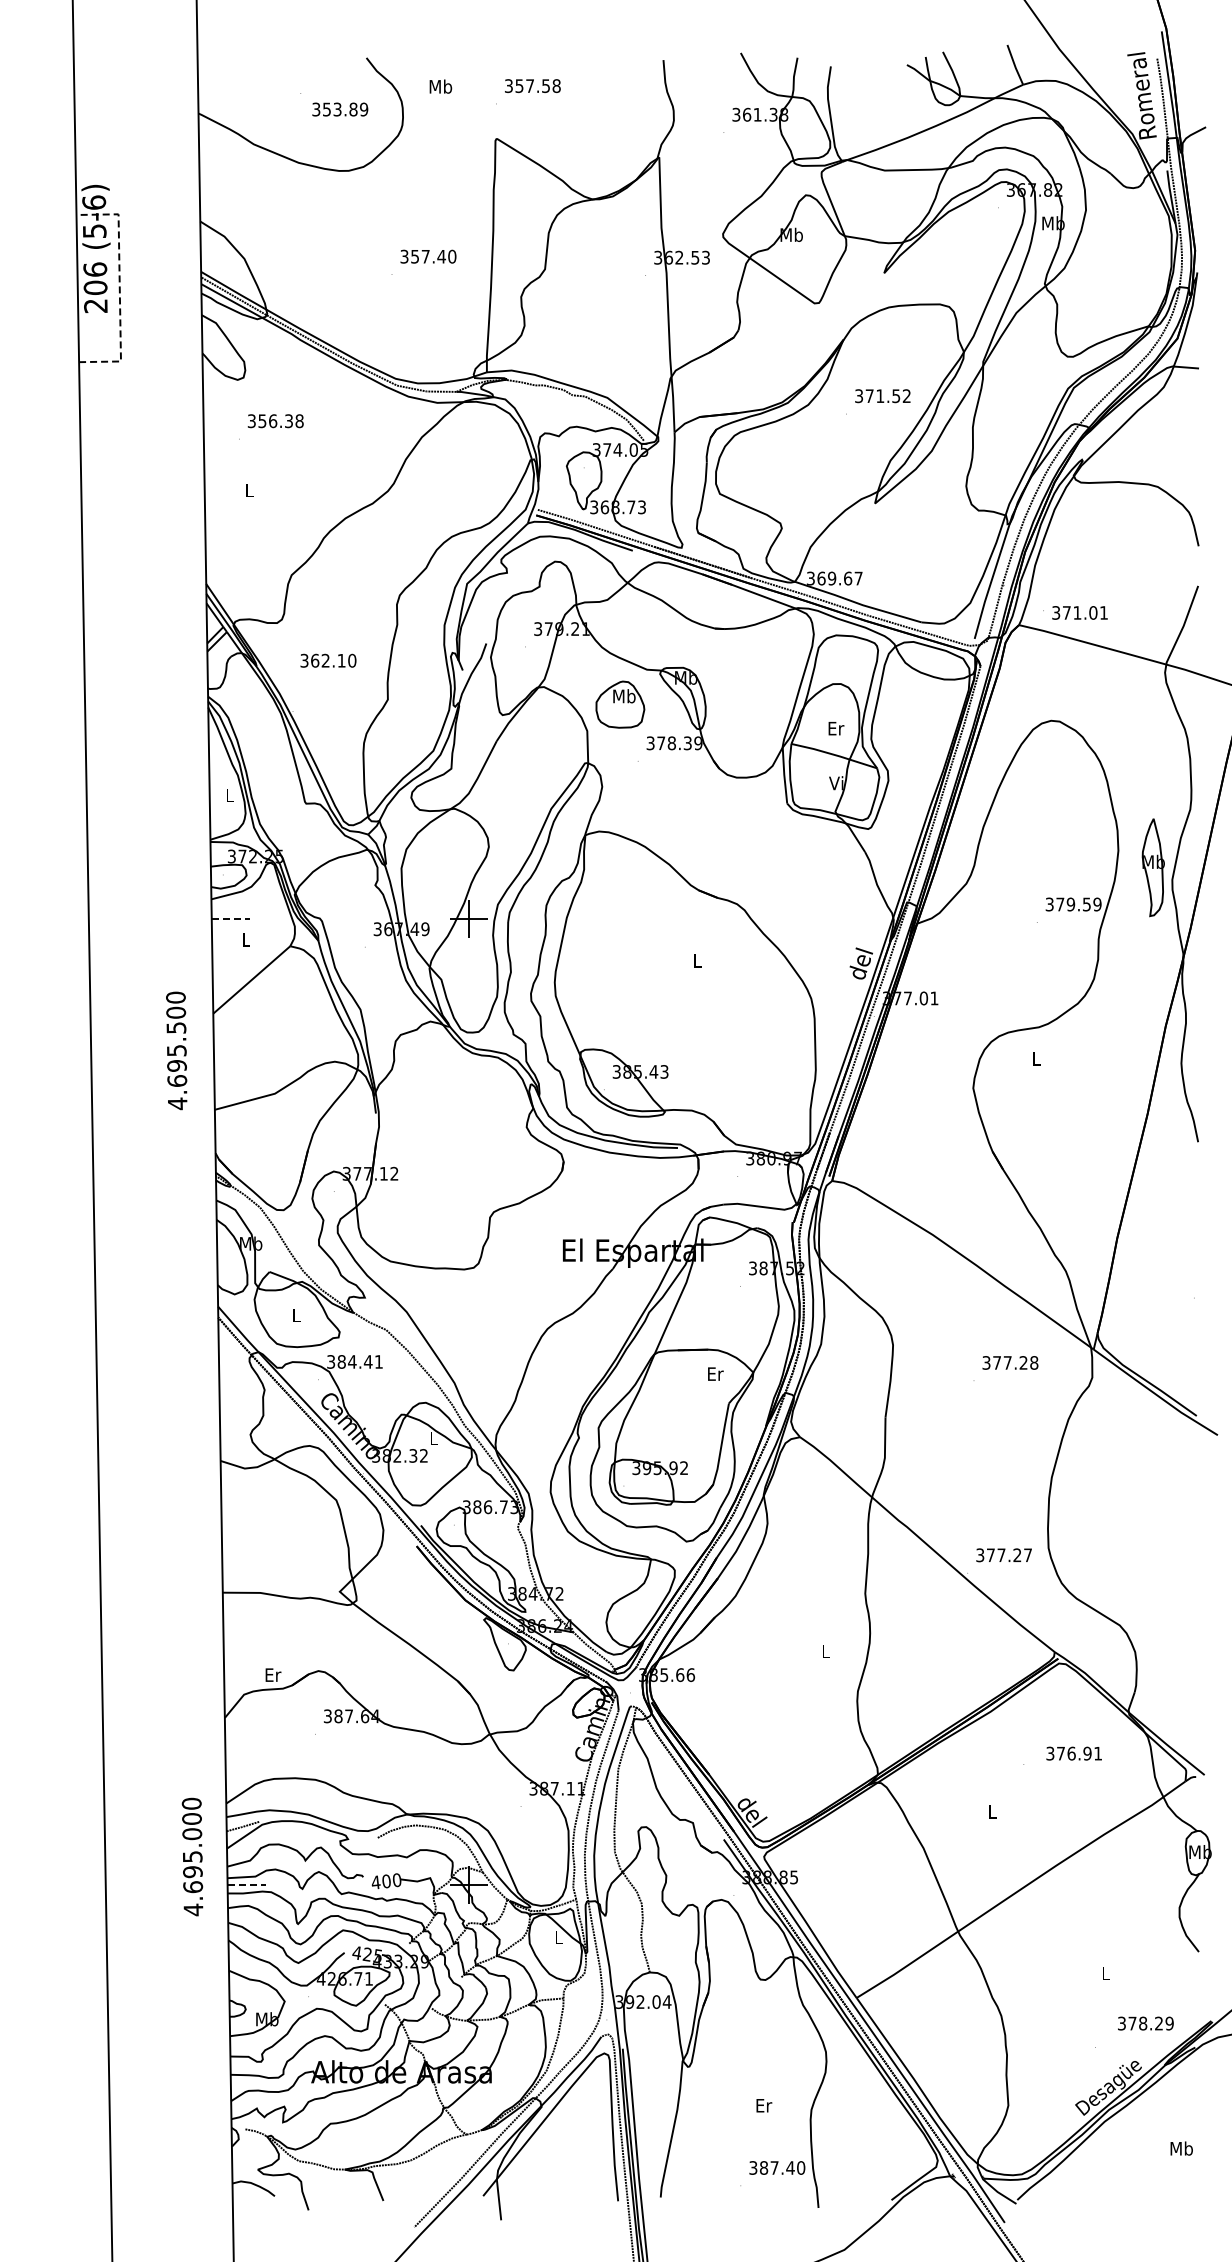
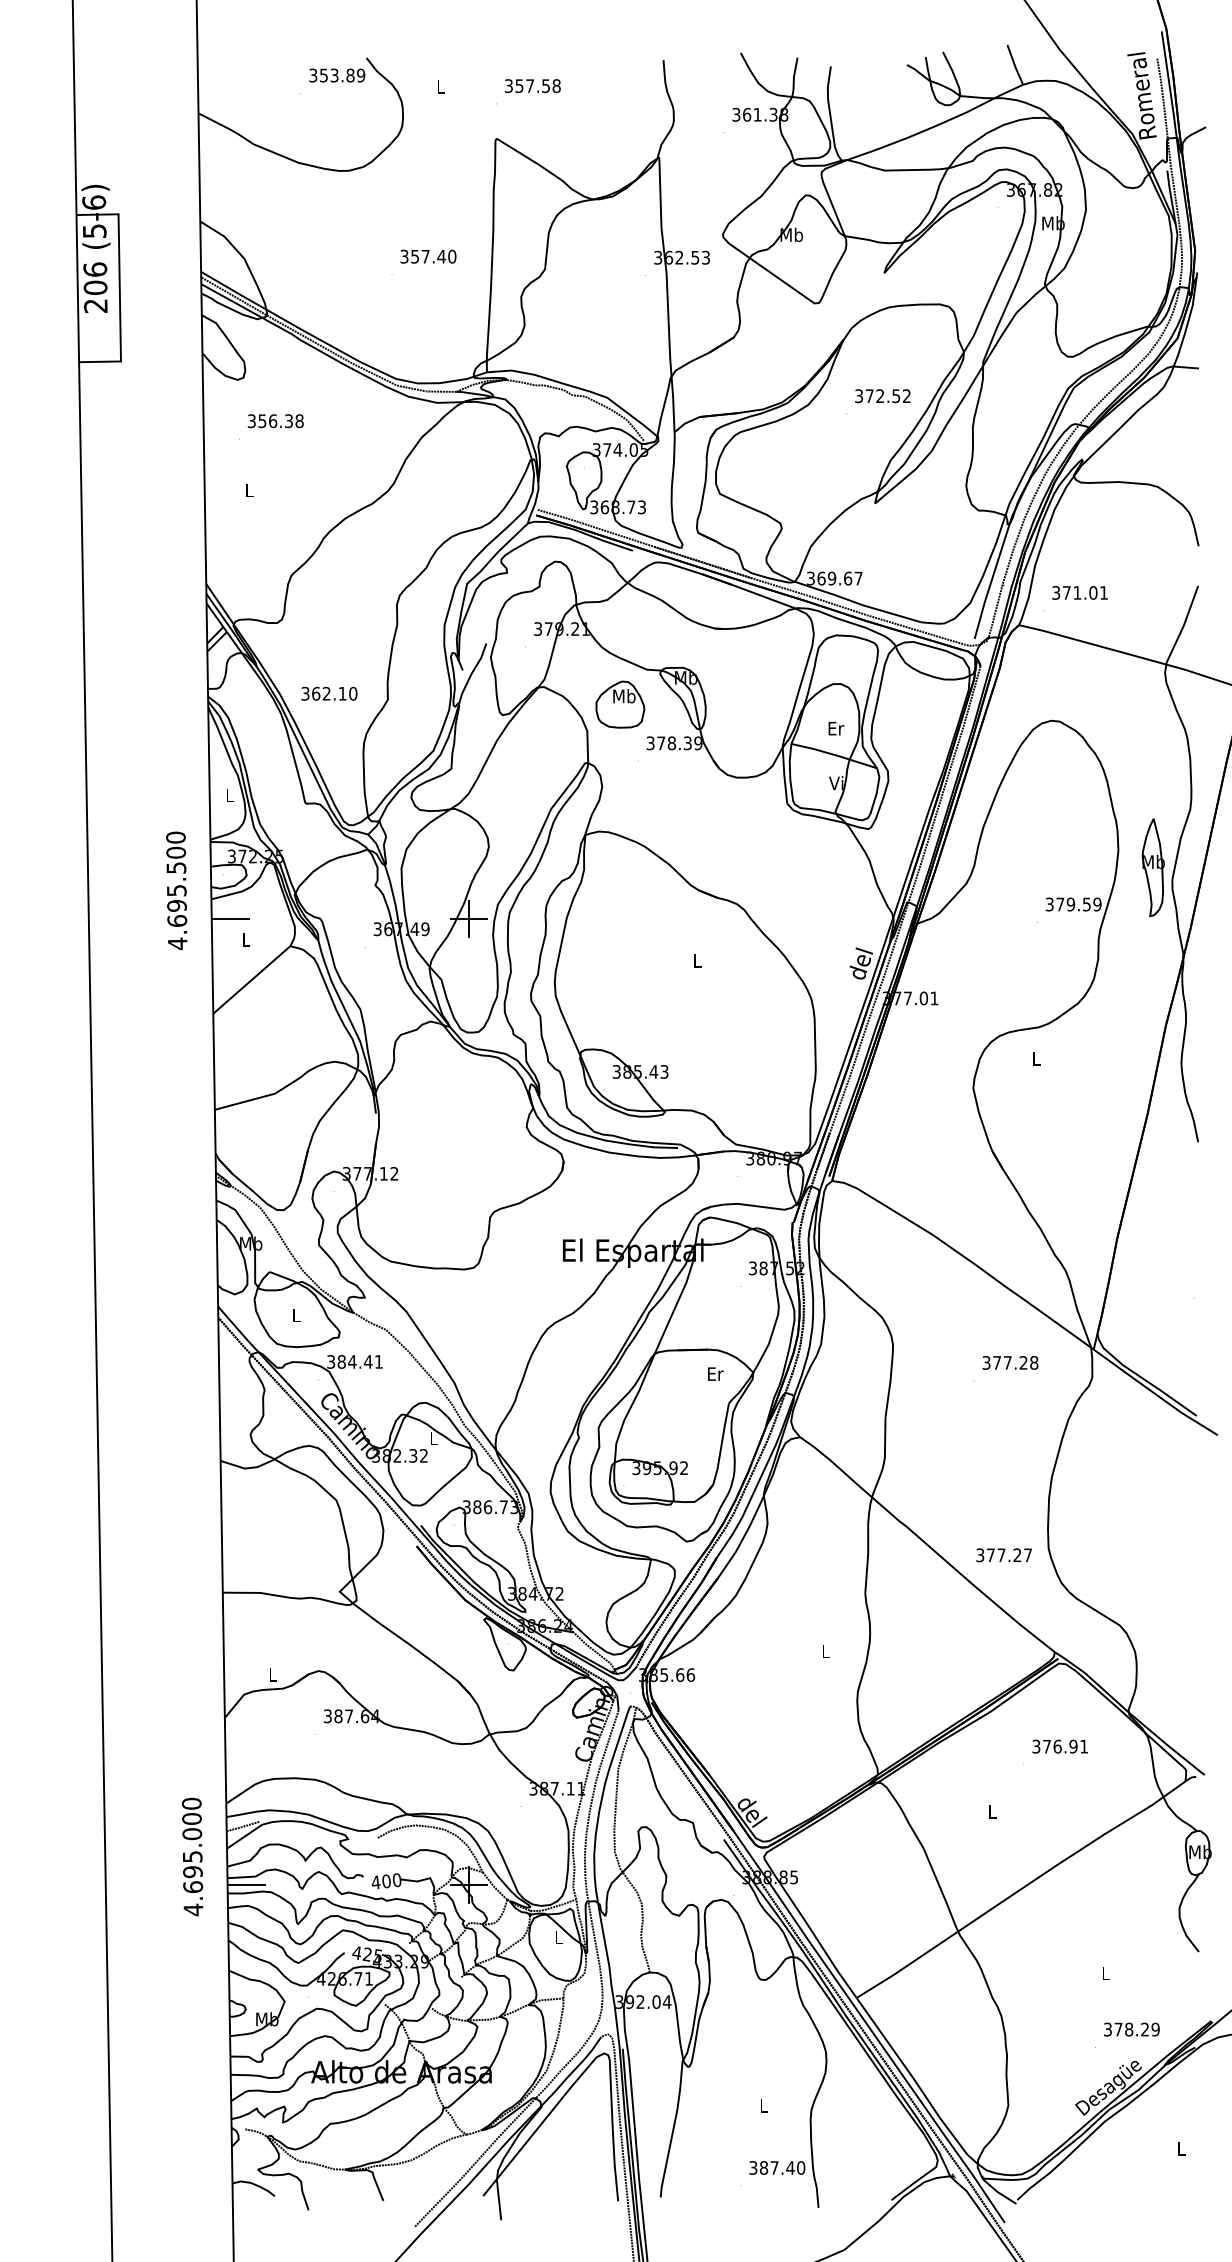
text: Mb -> L (440, 86)
text position: (340, 109) -> (337, 75) (337, 75)
line: dashed -> solid (119, 286)
text: 371.52 -> 372.52 (880, 395)
text position: (1079, 612) -> (1079, 592) (1079, 592)
text position: (328, 660) -> (329, 693) (329, 693)
line: dashed -> solid (231, 918)
text position: (176, 1050) -> (176, 890) (176, 890)
text: Er -> L (273, 1674)
text position: (1073, 1753) -> (1059, 1746) (1059, 1746)
line: dashed -> solid (247, 1885)
text position: (1145, 2023) -> (1131, 2029) (1131, 2029)
text: Er -> L (764, 2105)
text: Mb -> L (1181, 2148)
